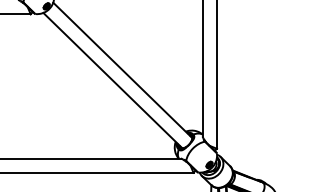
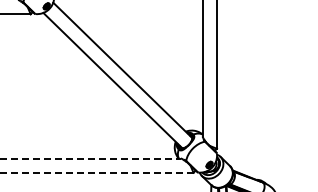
line: solid -> dashed (90, 158)
line: solid -> dashed (97, 172)
